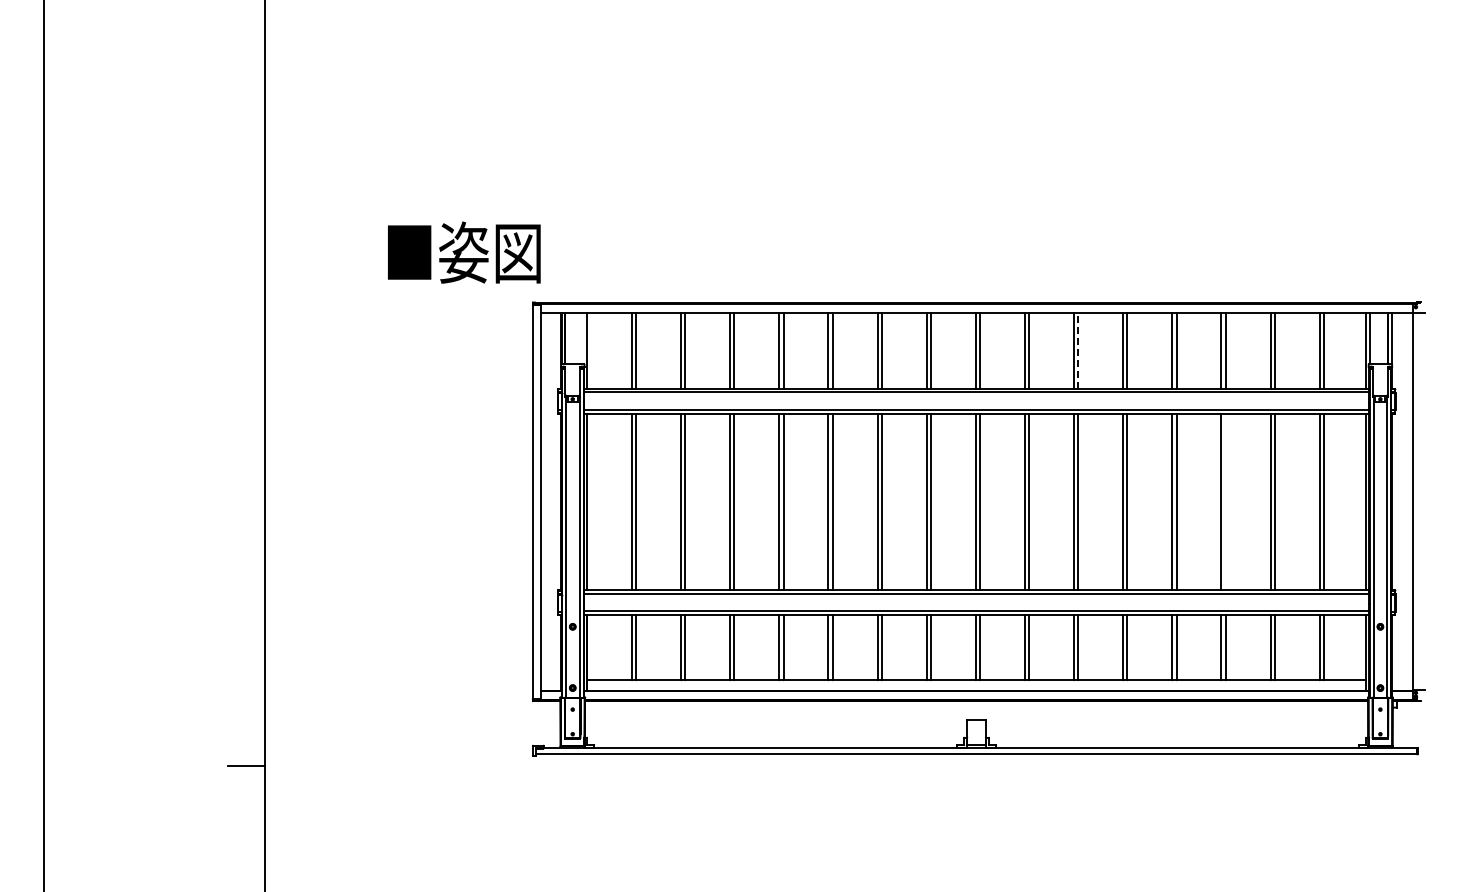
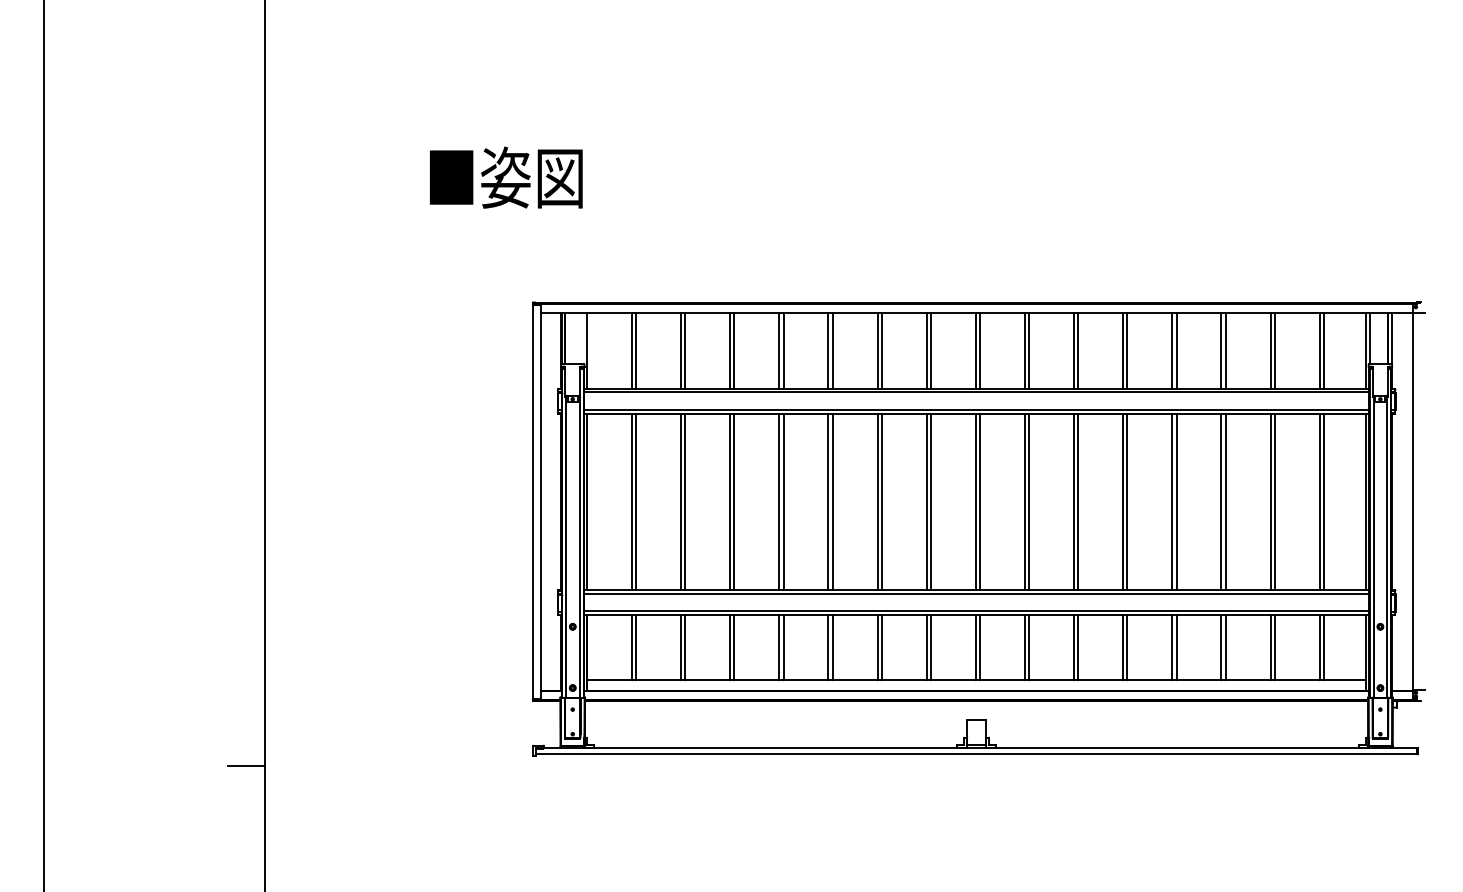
text position: (464, 252) -> (506, 177) (506, 177)
line: dashed -> solid (1078, 351)
line: none -> present (1225, 501)
